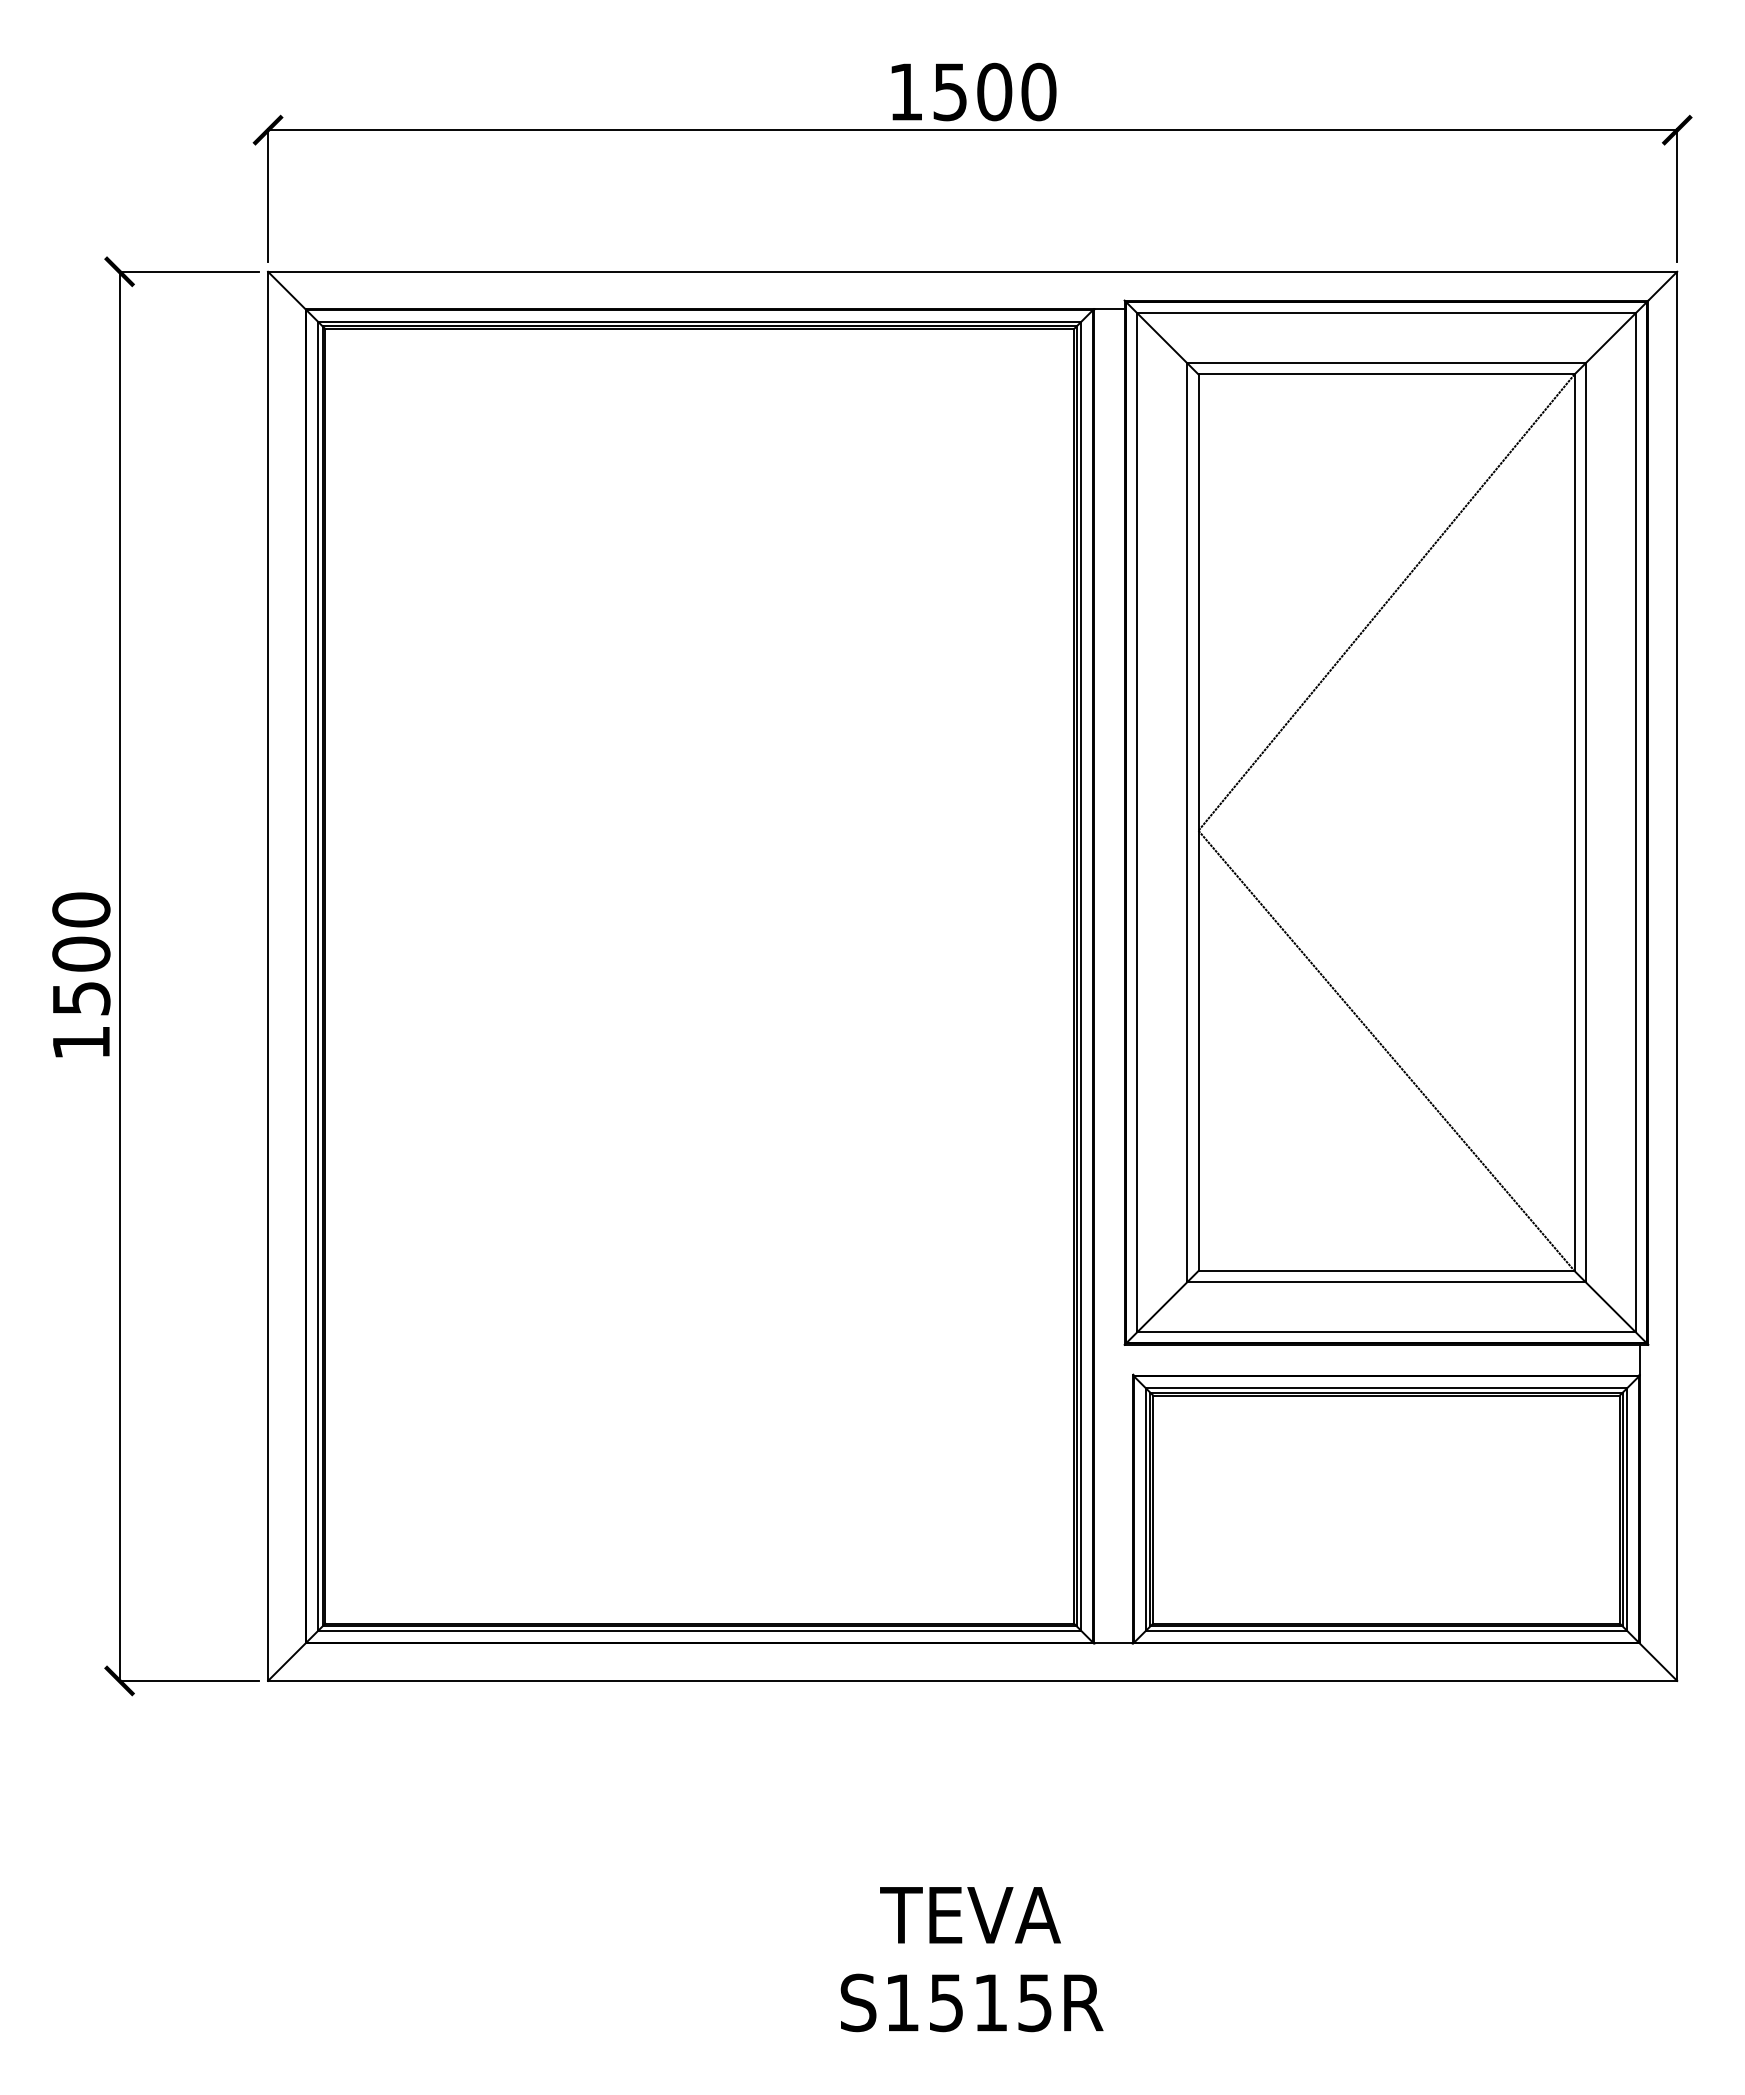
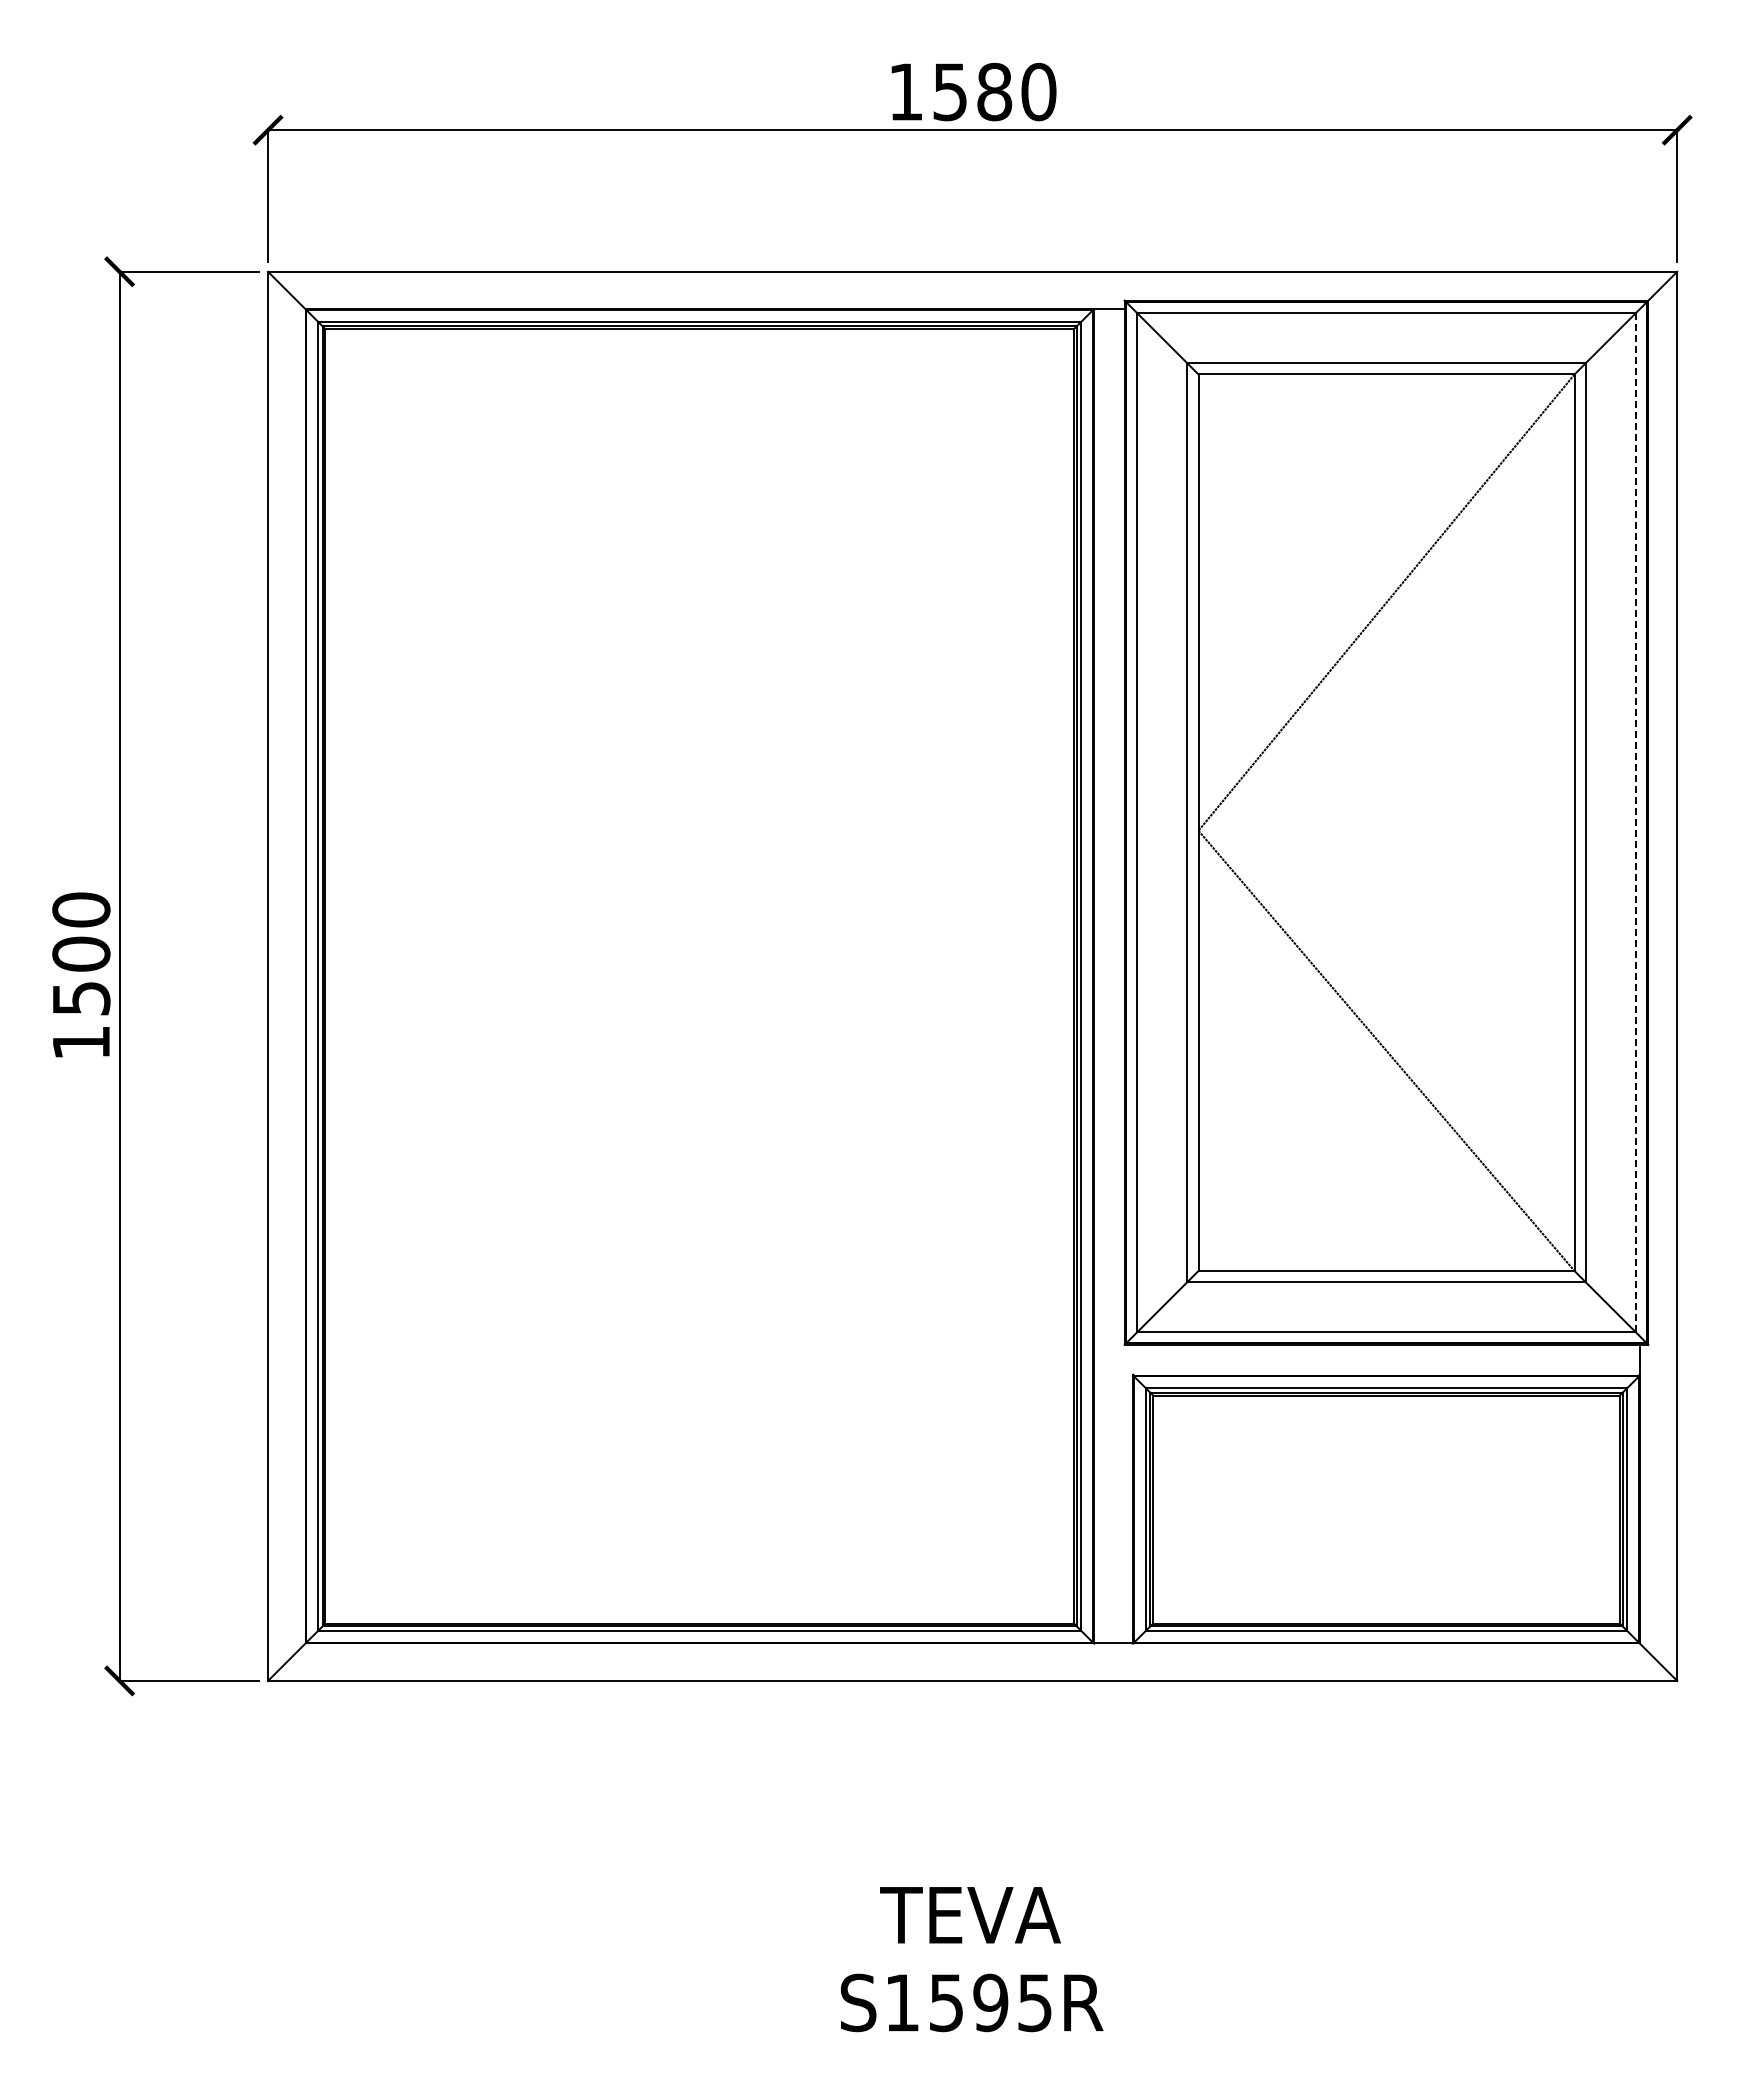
text: 1500 -> 1580 (994, 92)
line: solid -> dashed (1635, 822)
text: S1515R -> S1595R (990, 2002)
